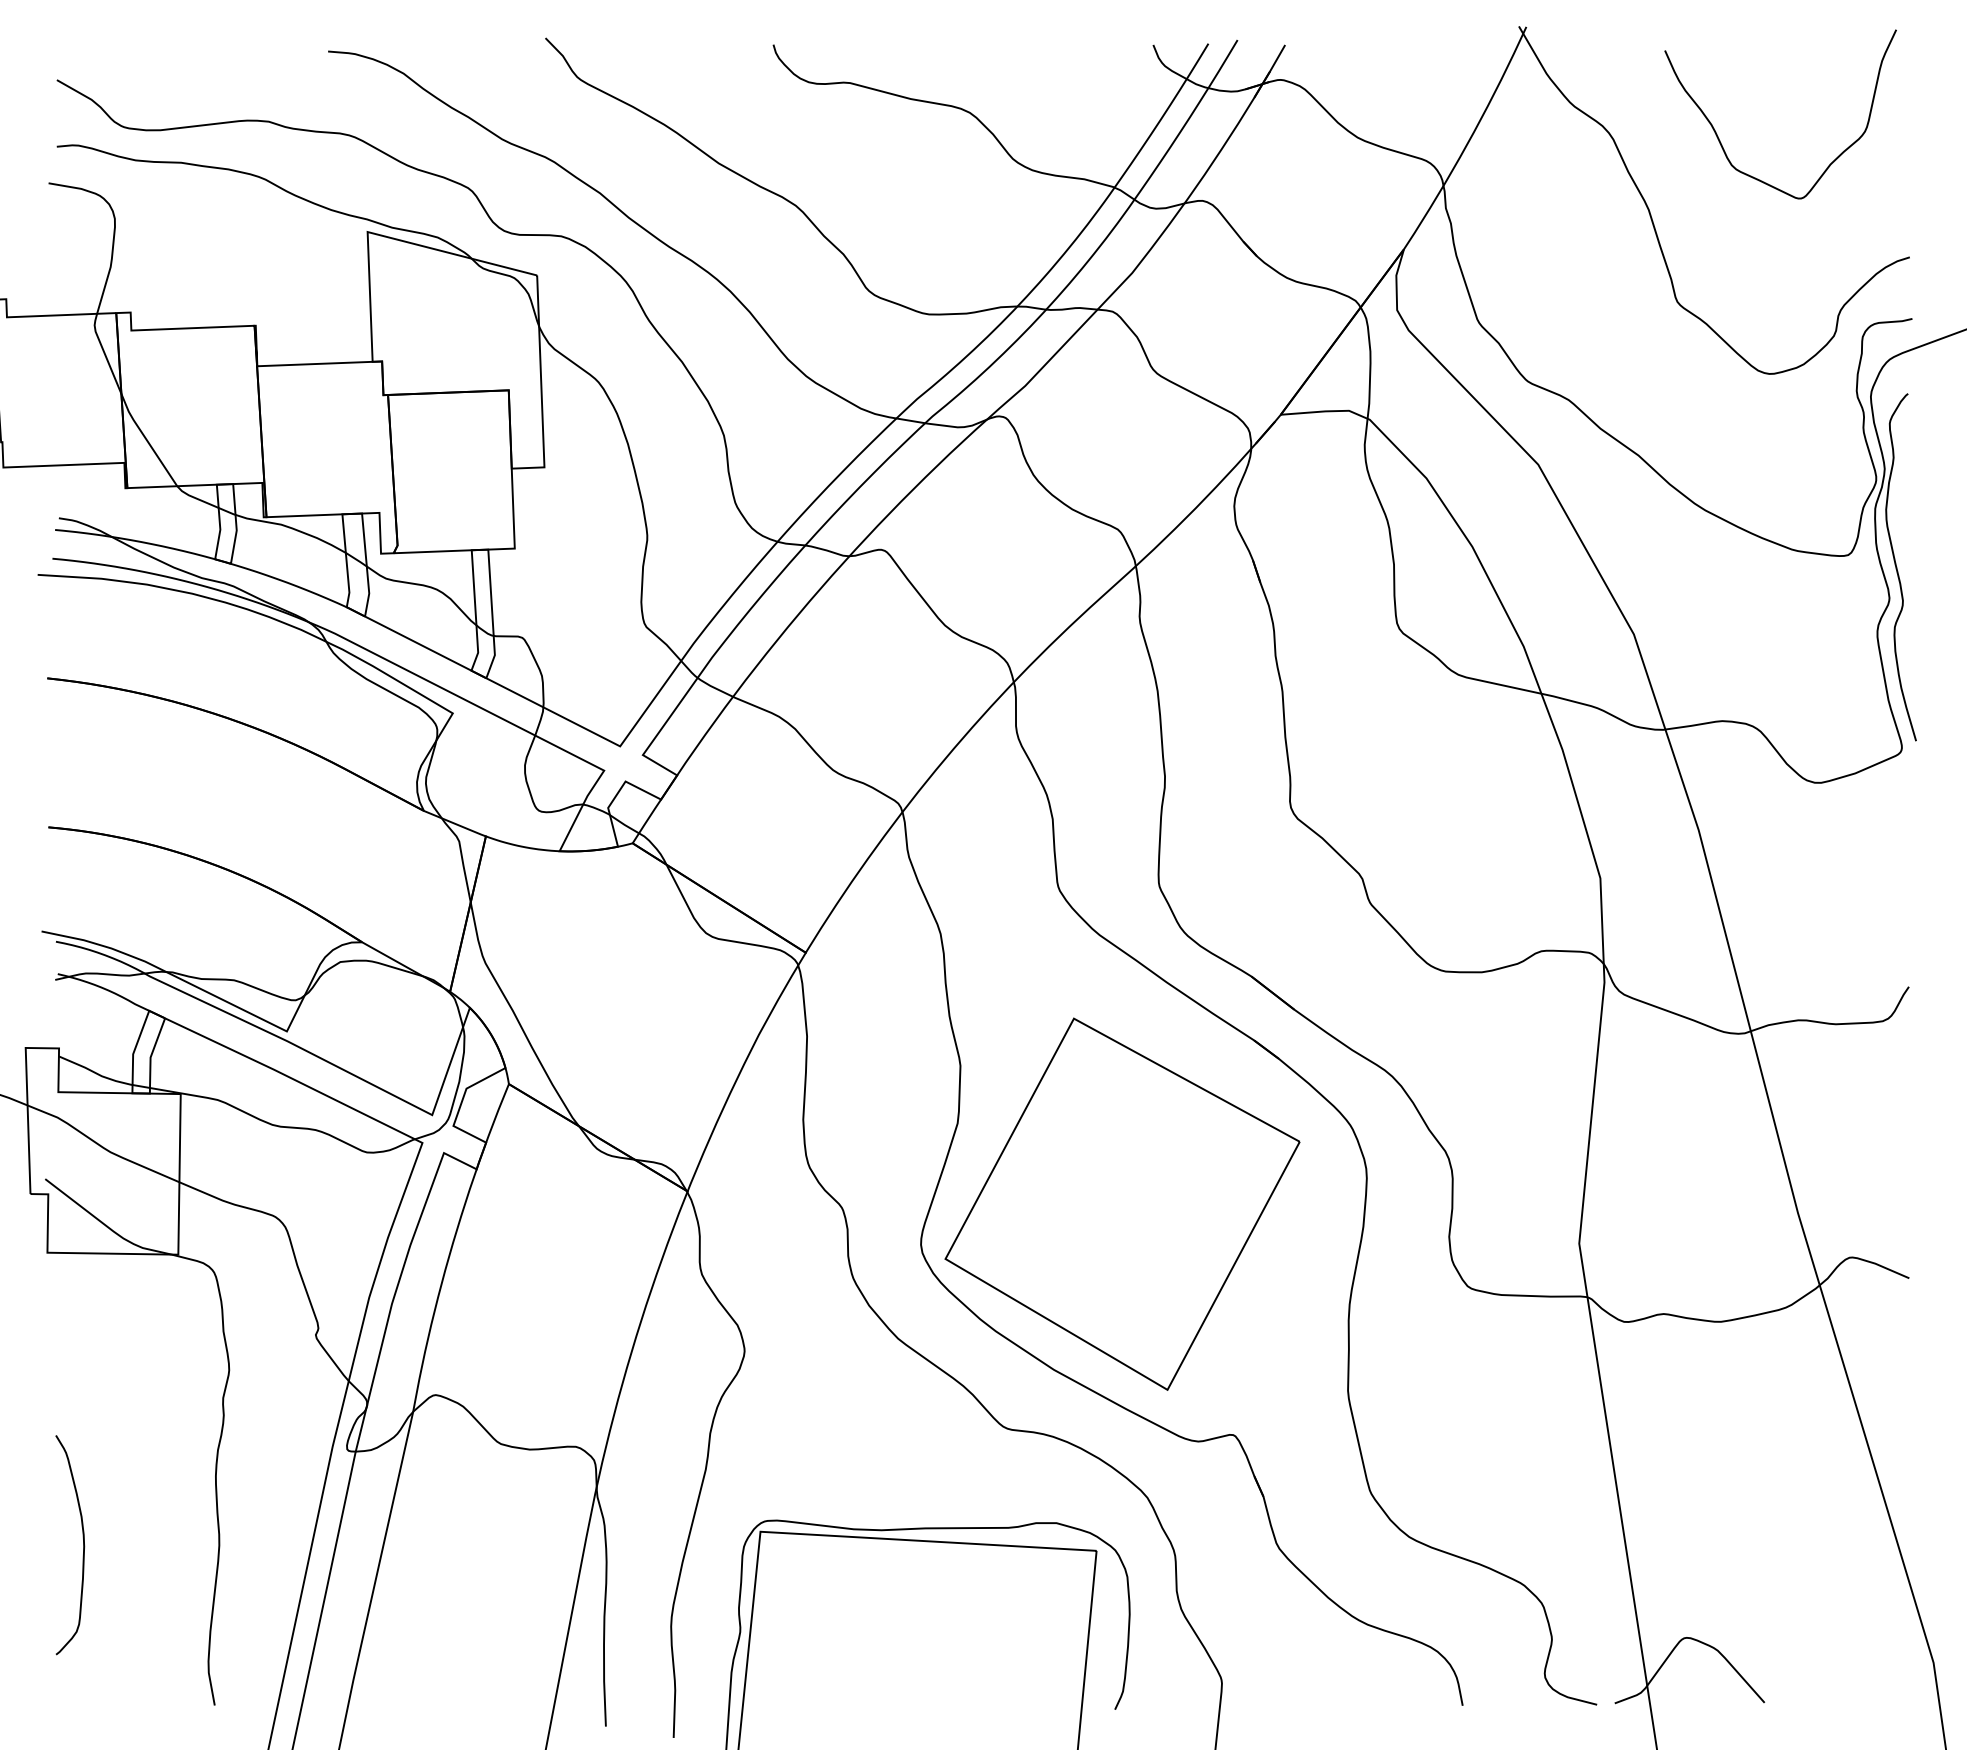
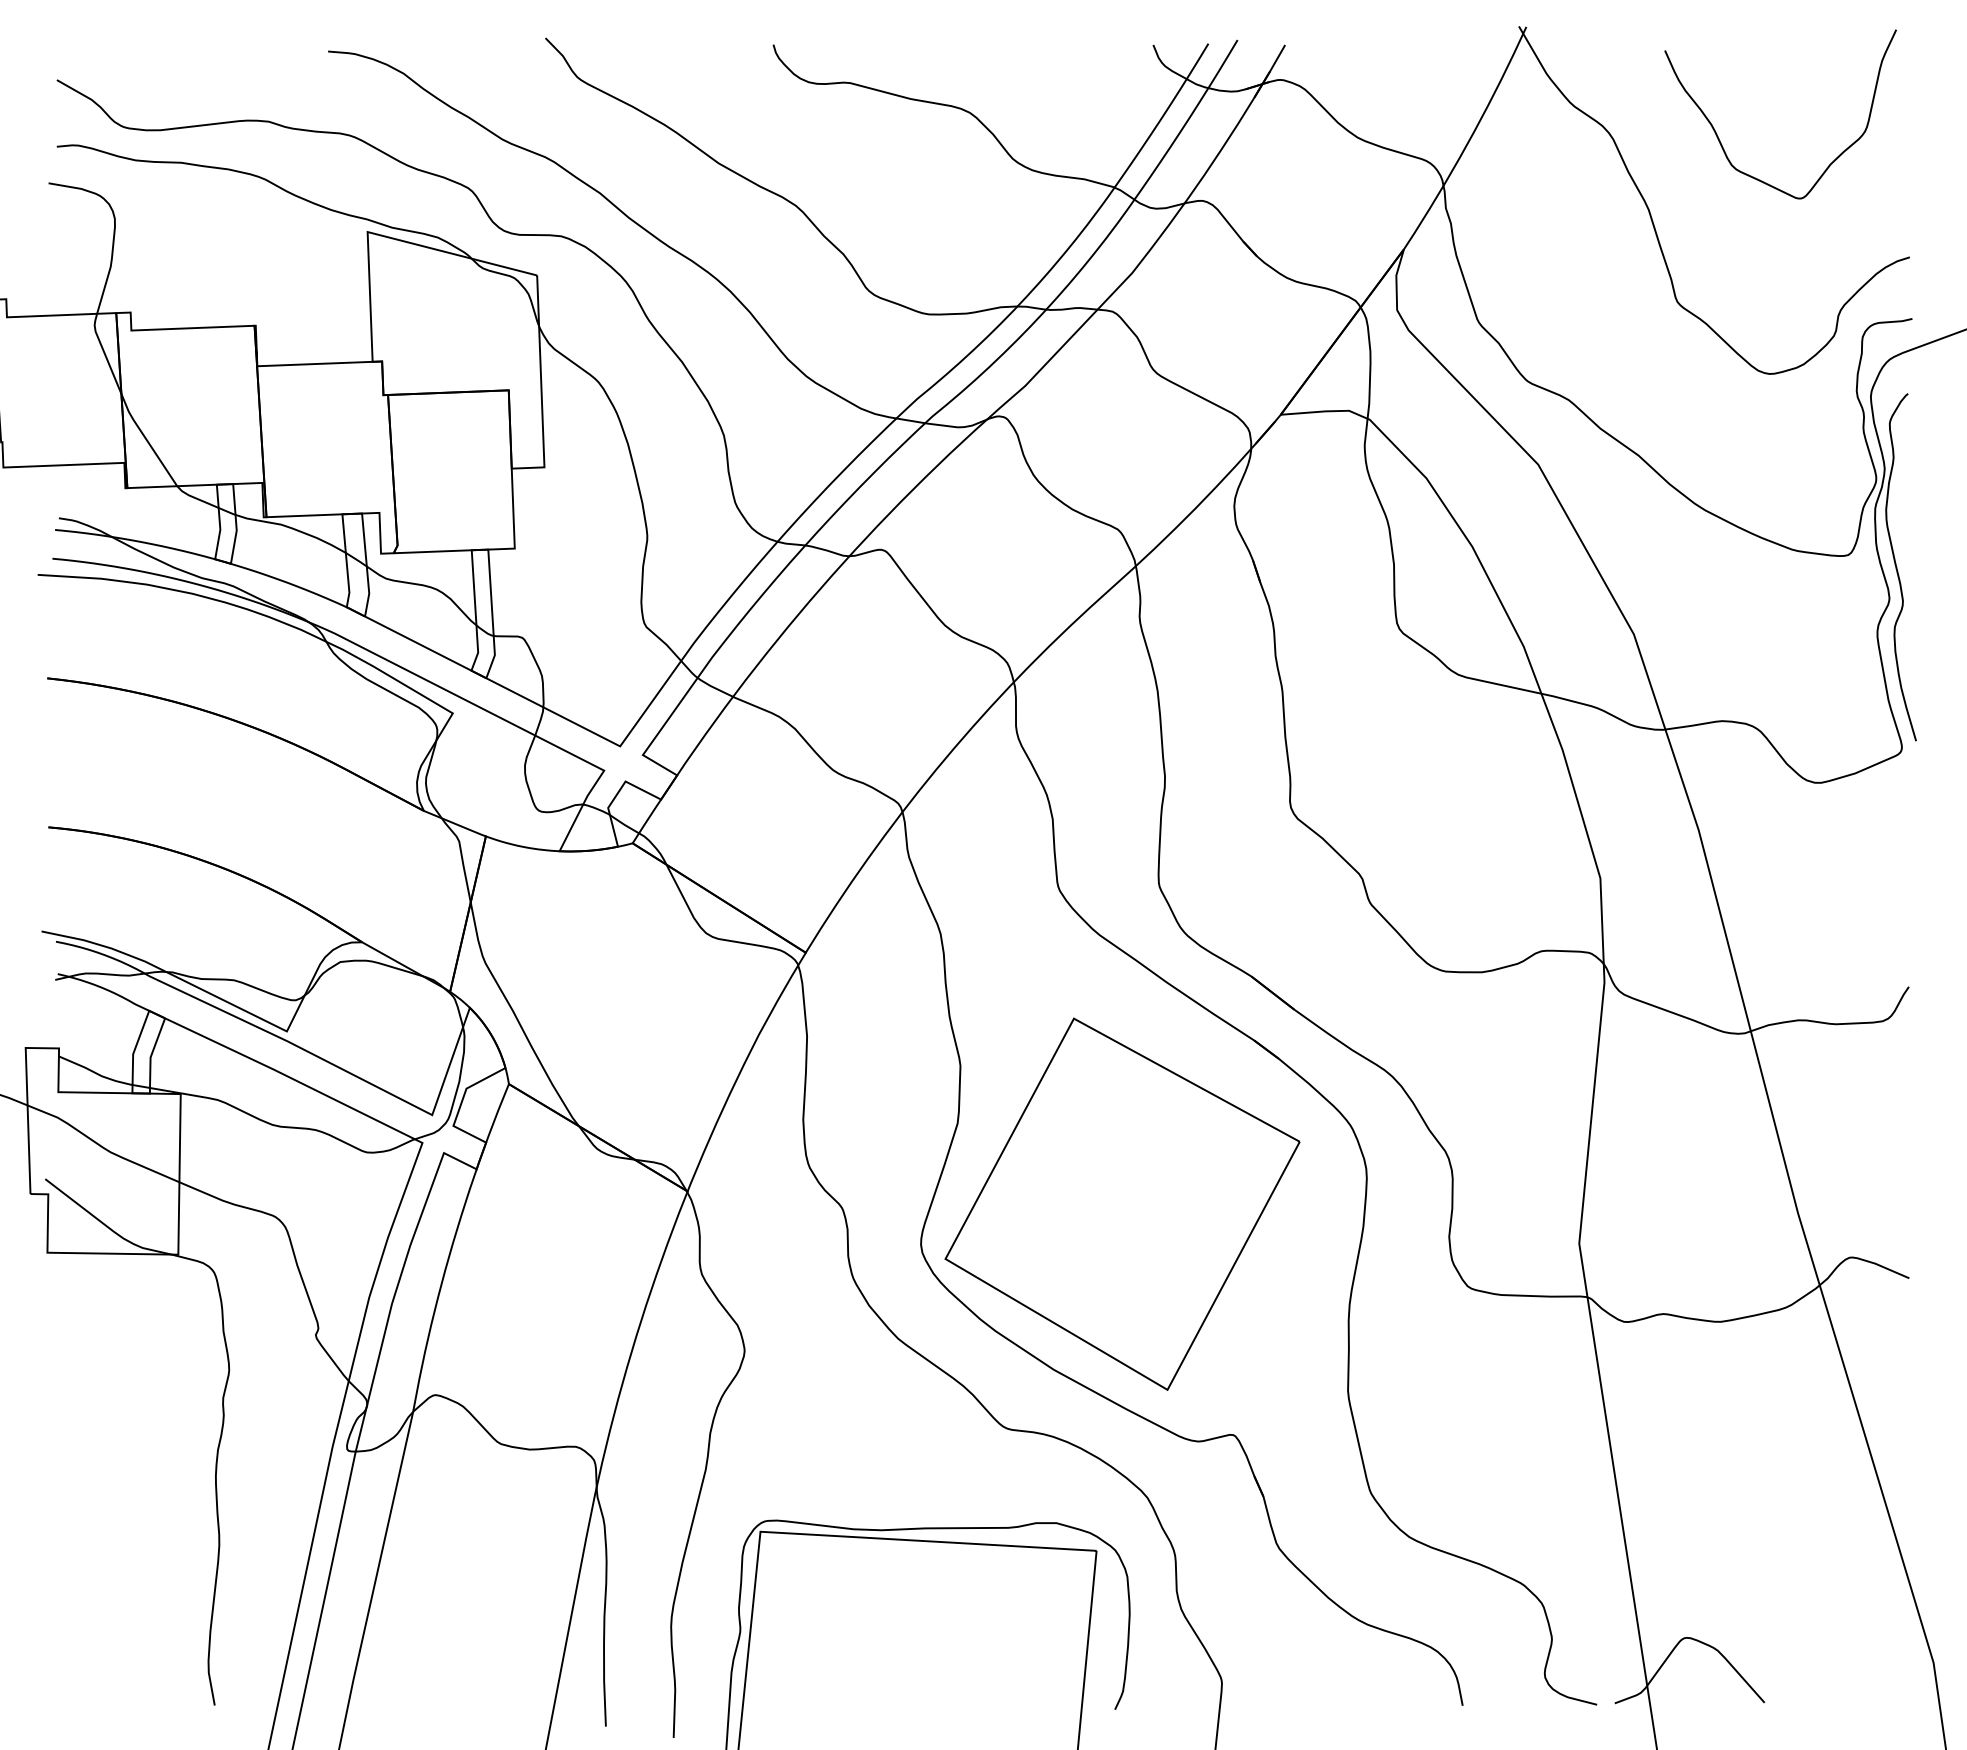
curve: present -> none (83, 1545)
